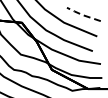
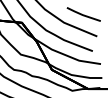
line: dashed -> solid (82, 15)
